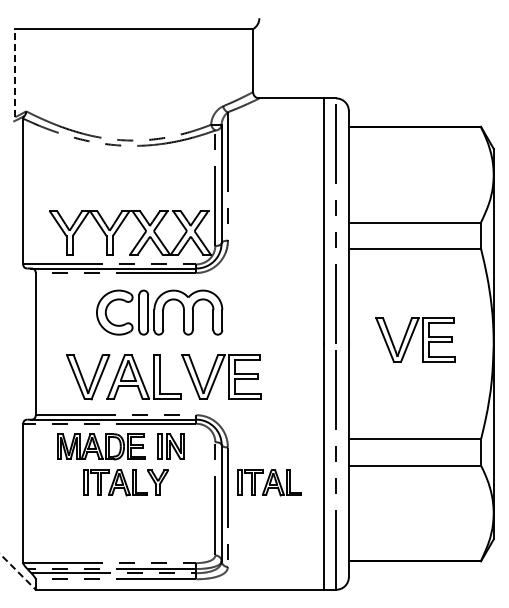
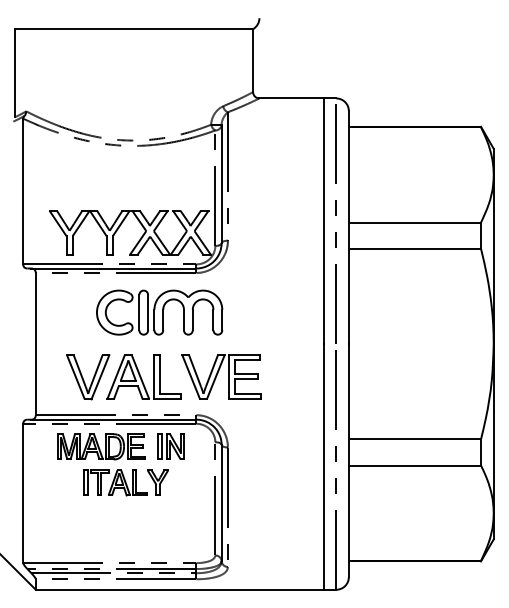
line: dashed -> solid (15, 72)
part: present -> none (415, 339)
part: present -> none (269, 482)
line: dashed -> solid (18, 572)
